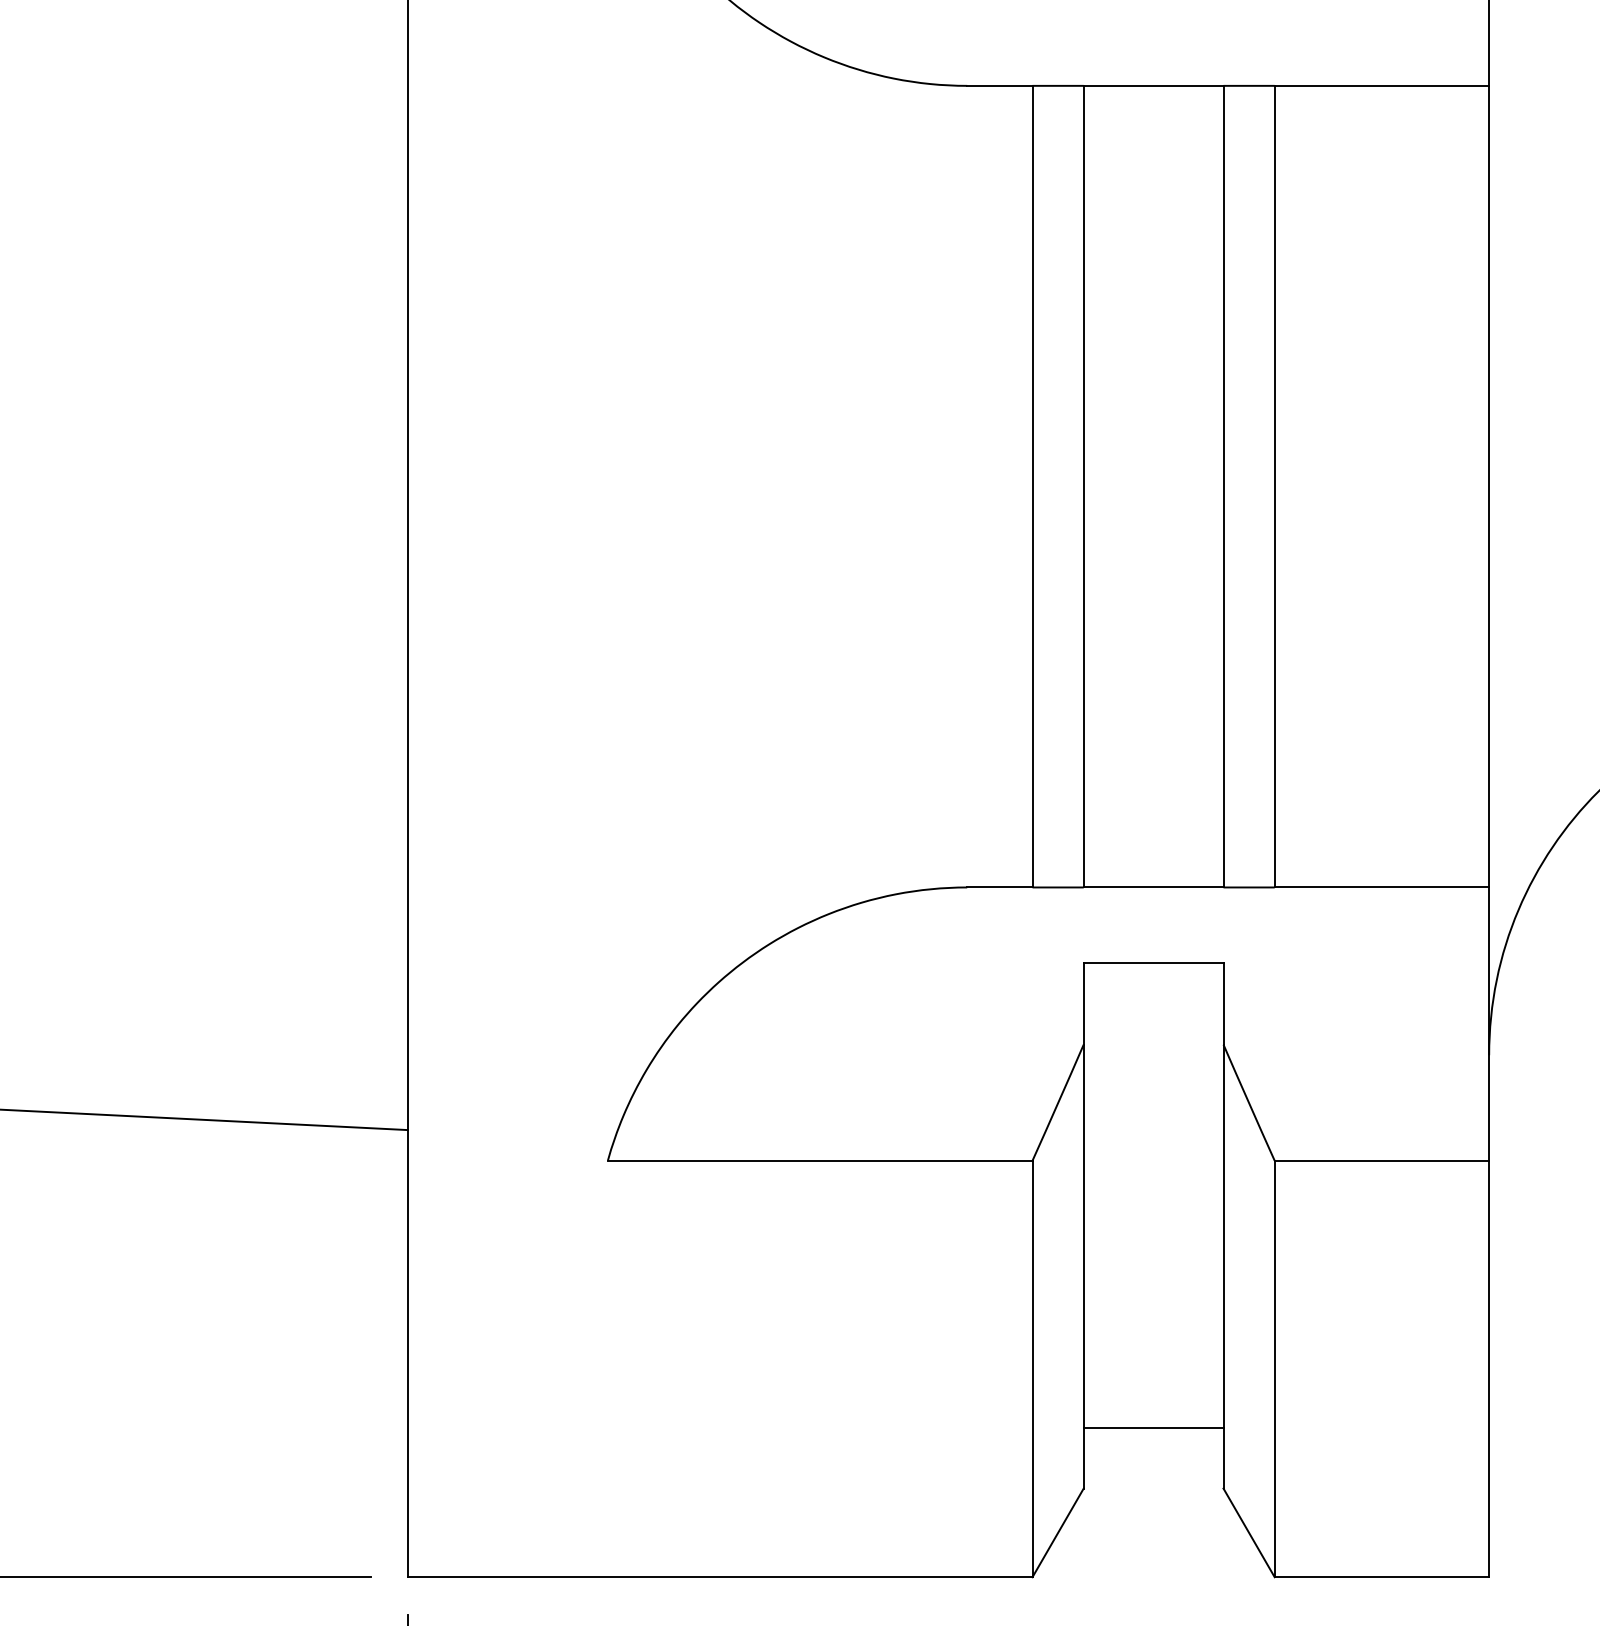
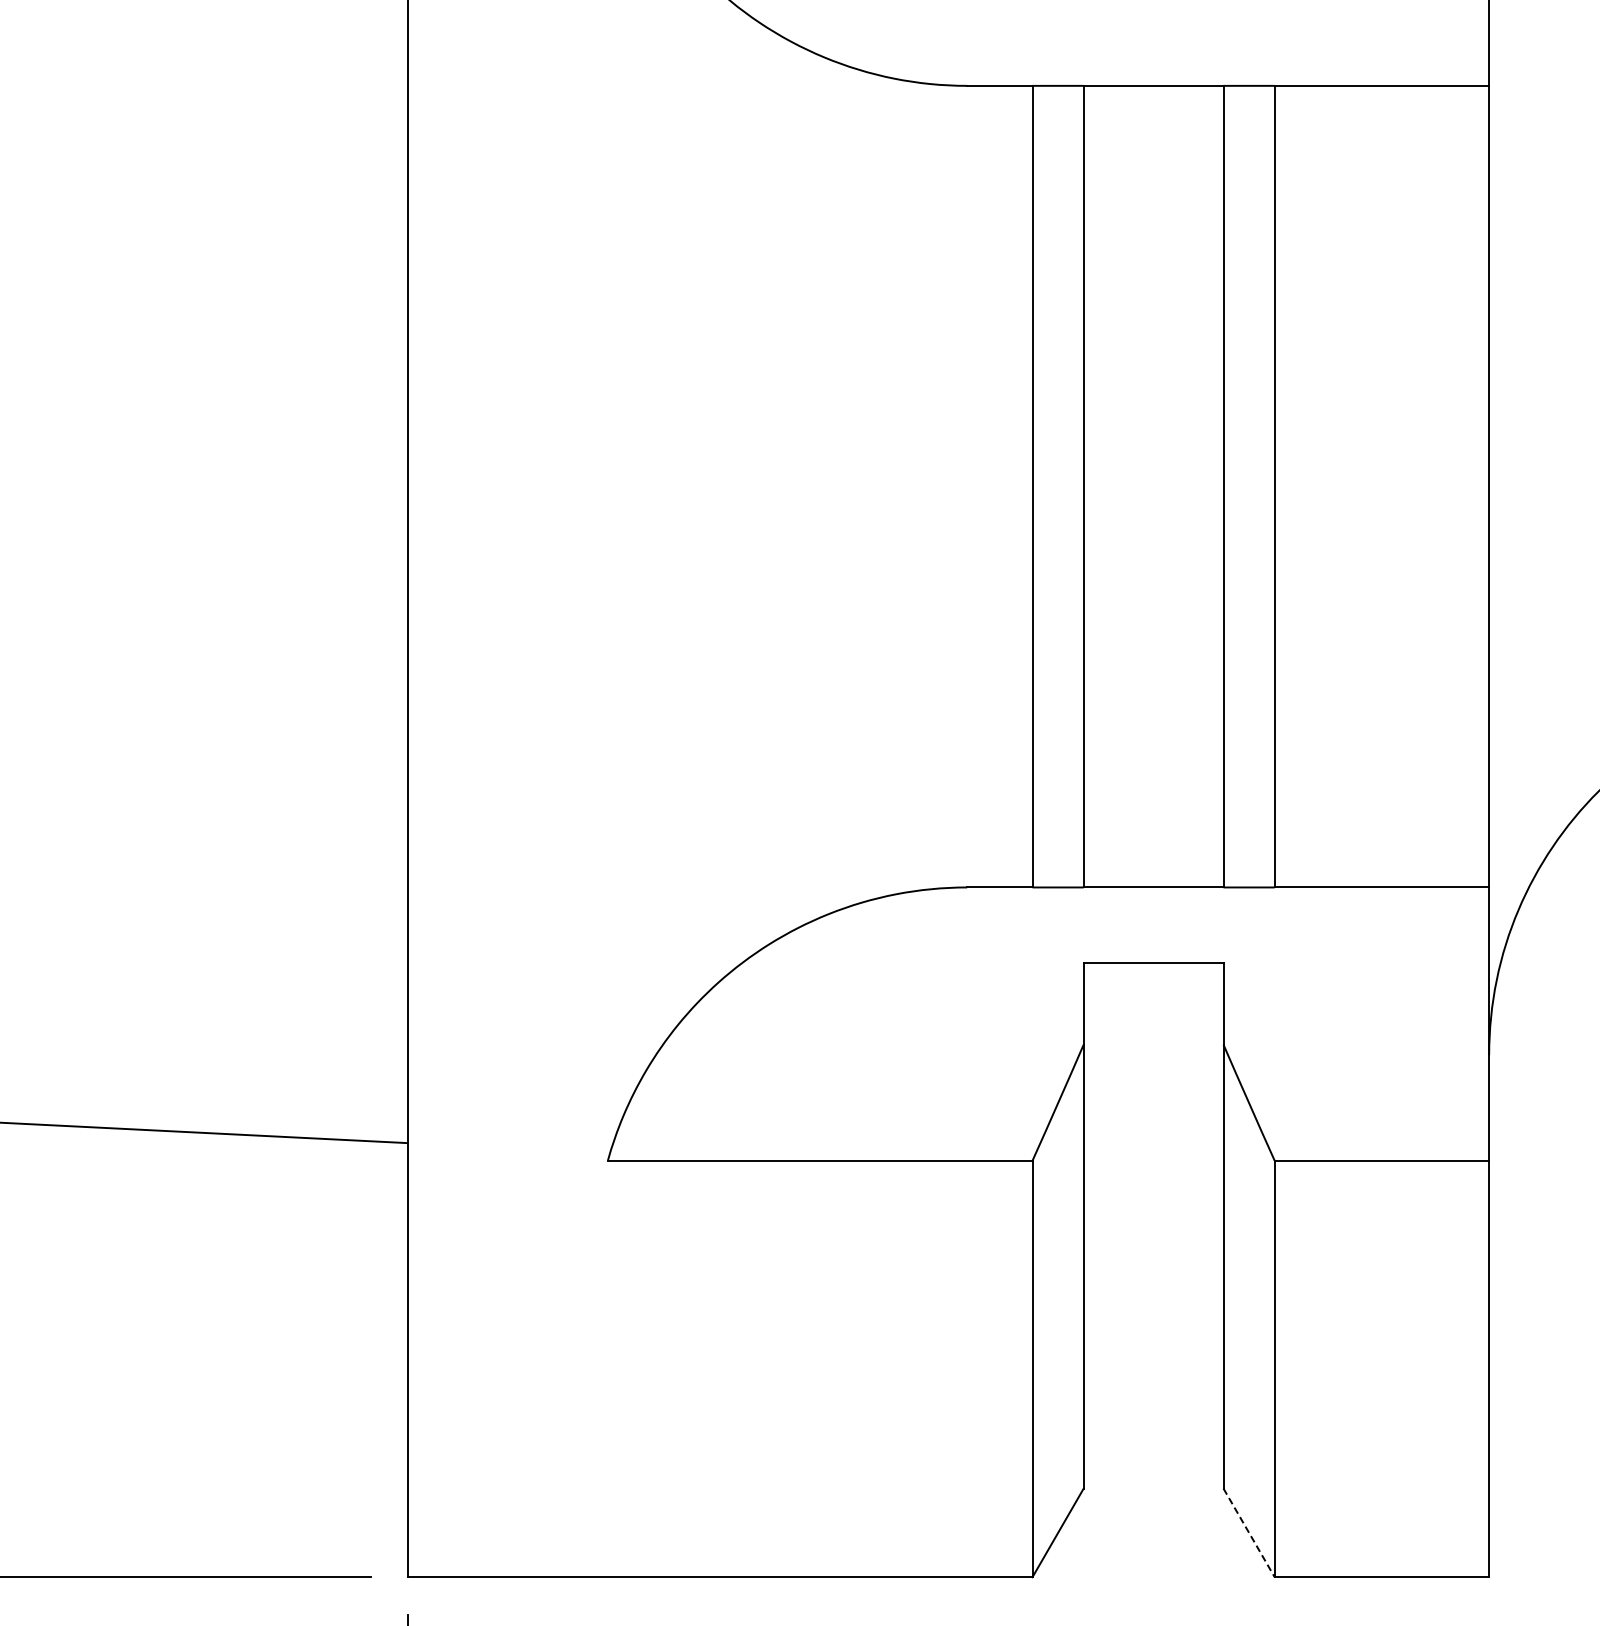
line position: (204, 1119) -> (204, 1132) (204, 1132)
line: present -> none (1153, 1428)
line: solid -> dashed (1249, 1533)
